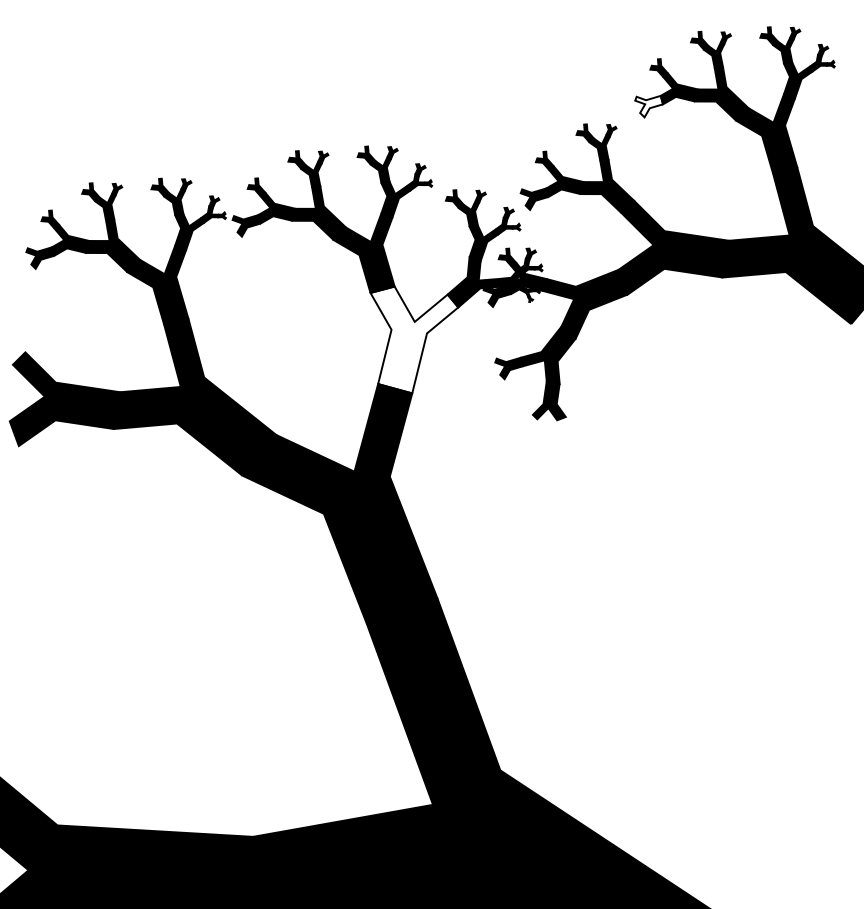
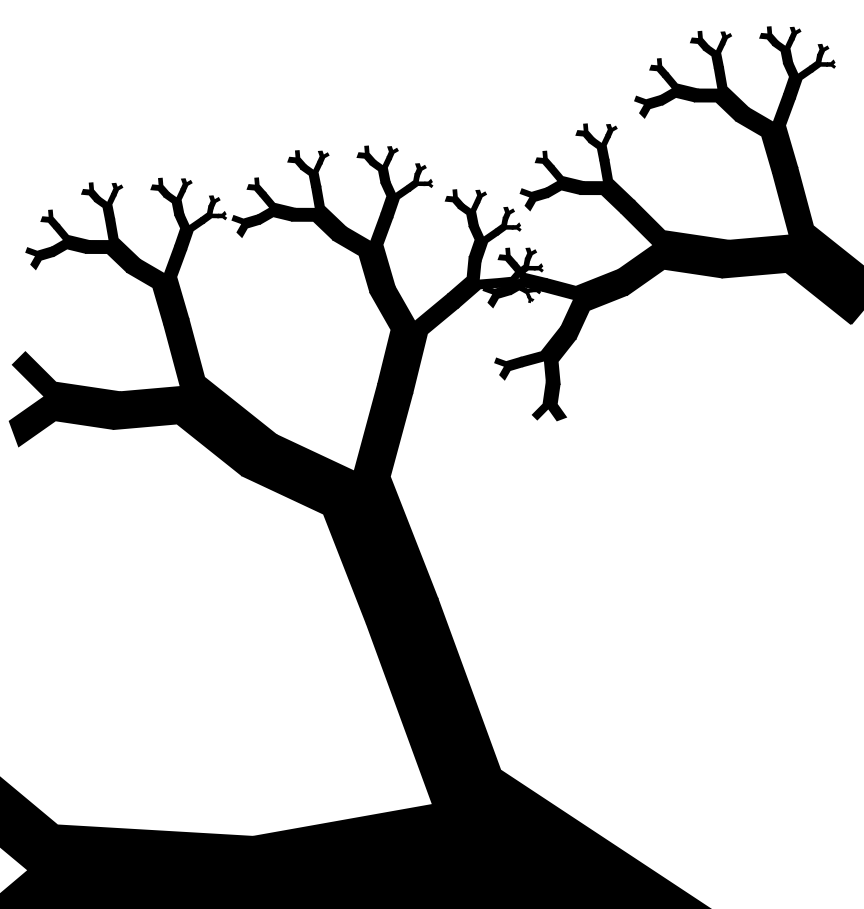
fill: none -> present (649, 106)
fill: none -> present (414, 339)
